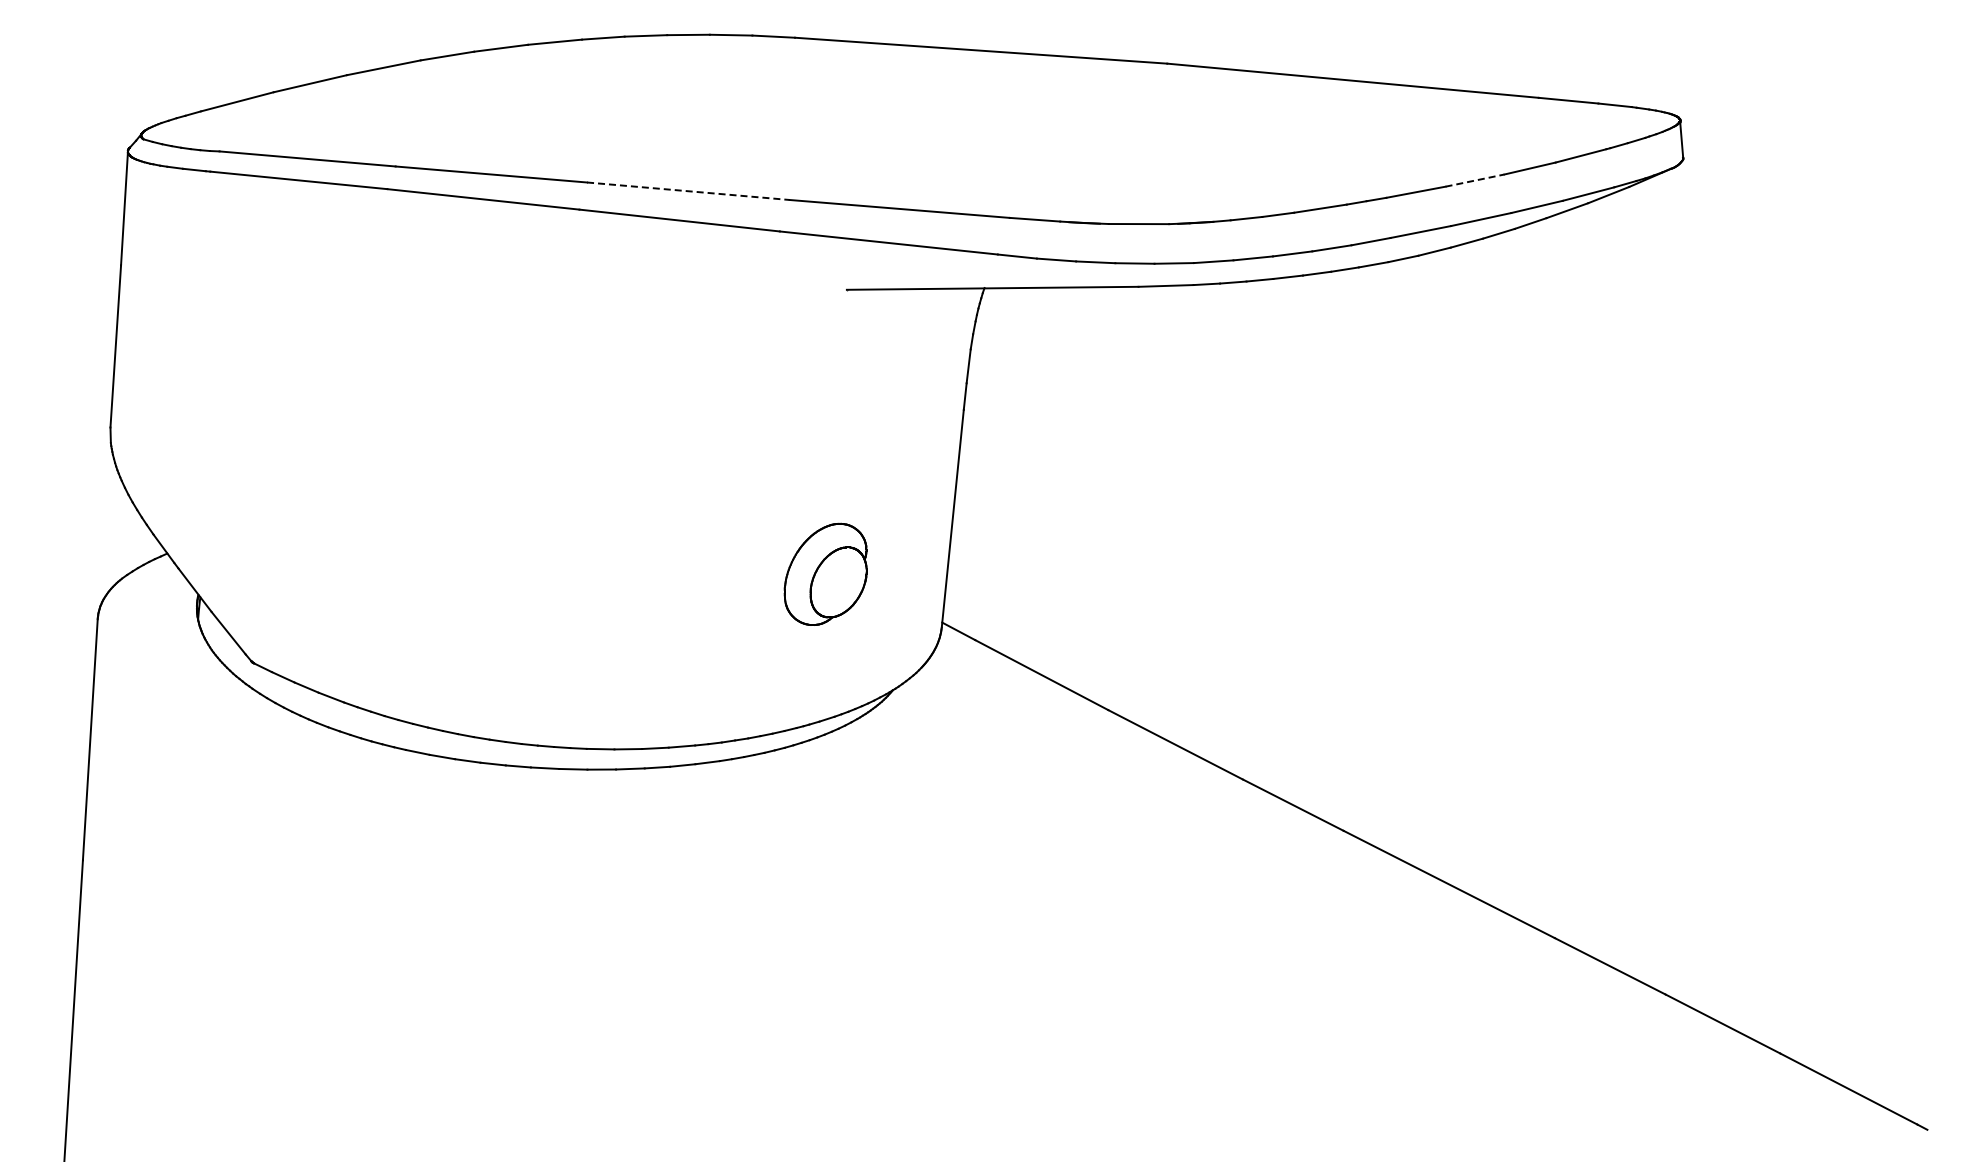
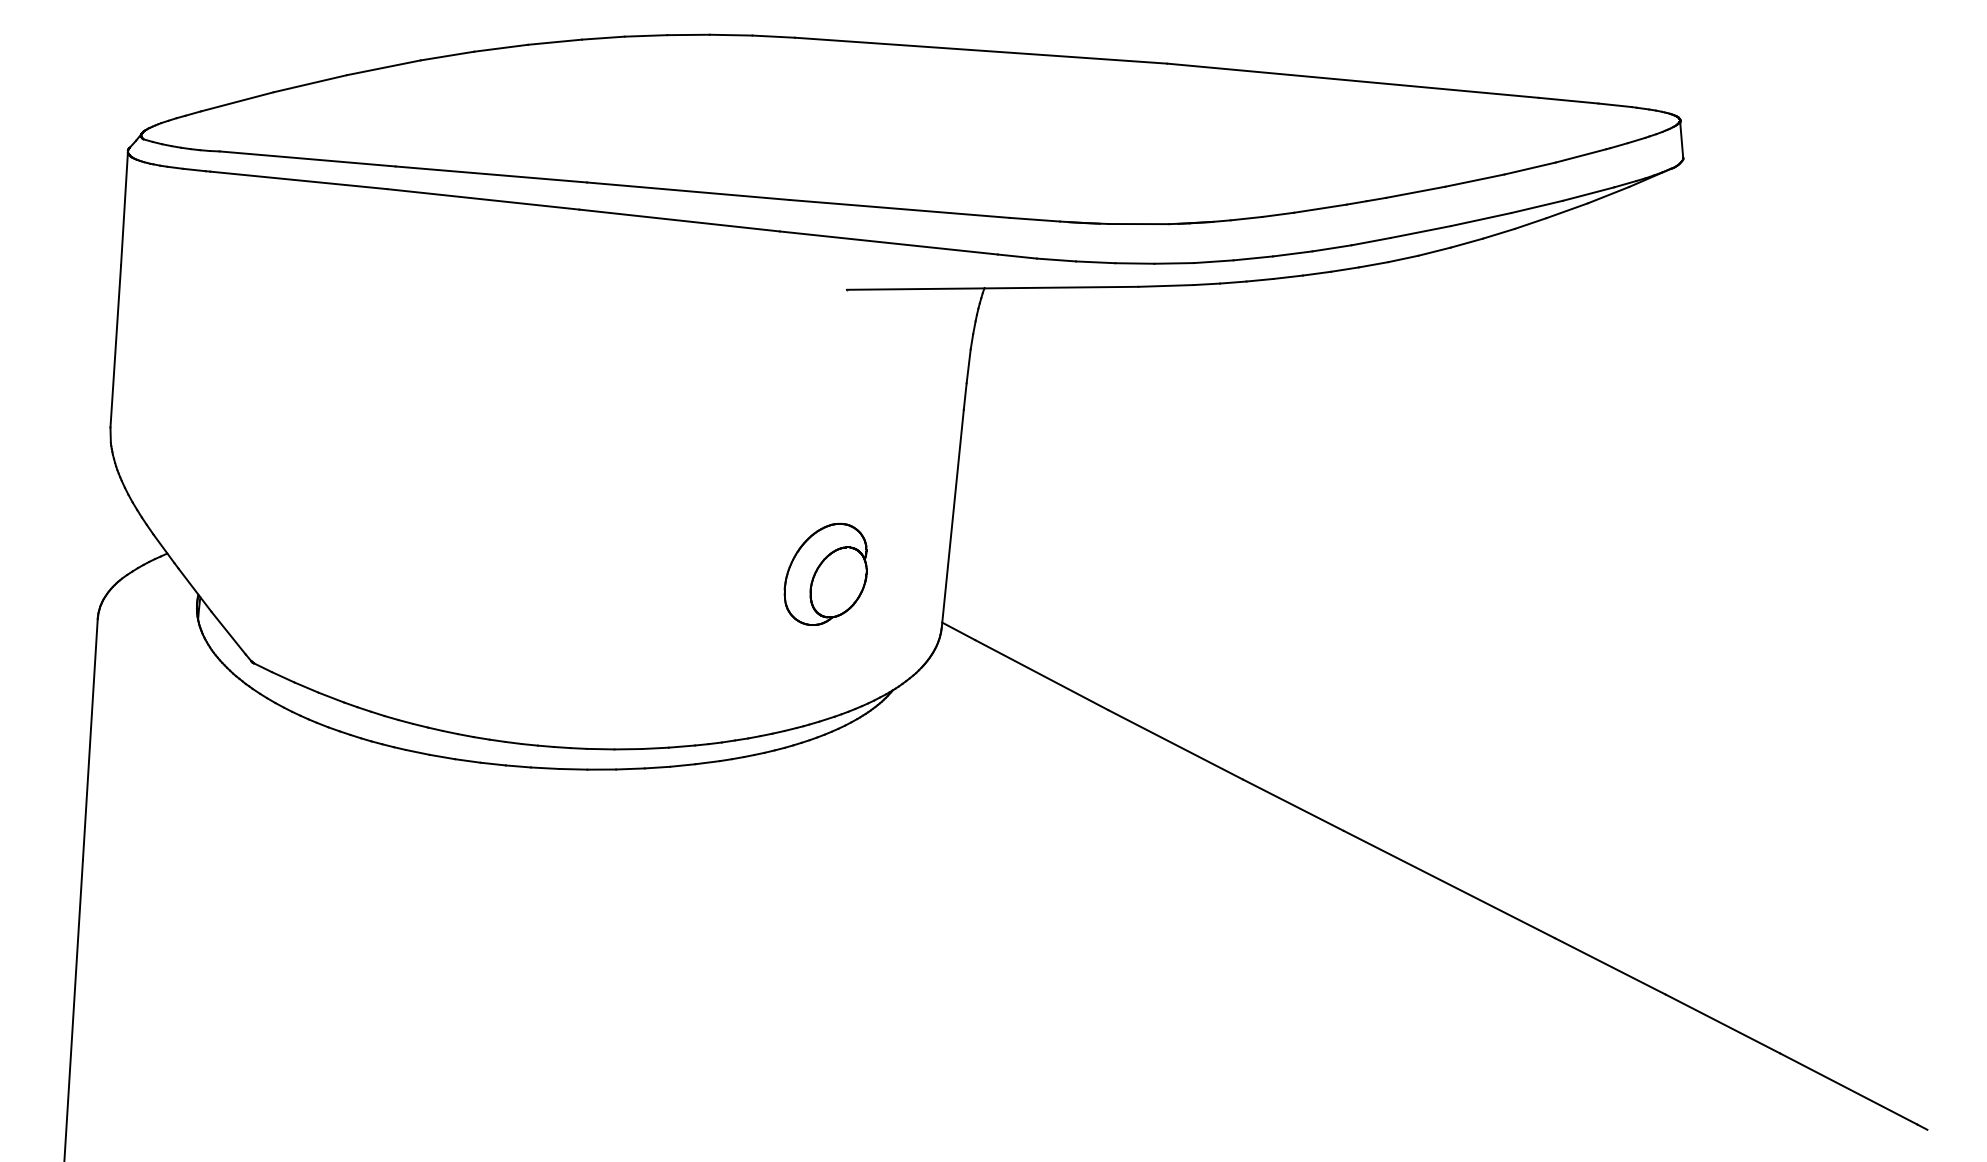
line: dashed -> solid (1475, 180)
line: dashed -> solid (688, 191)
